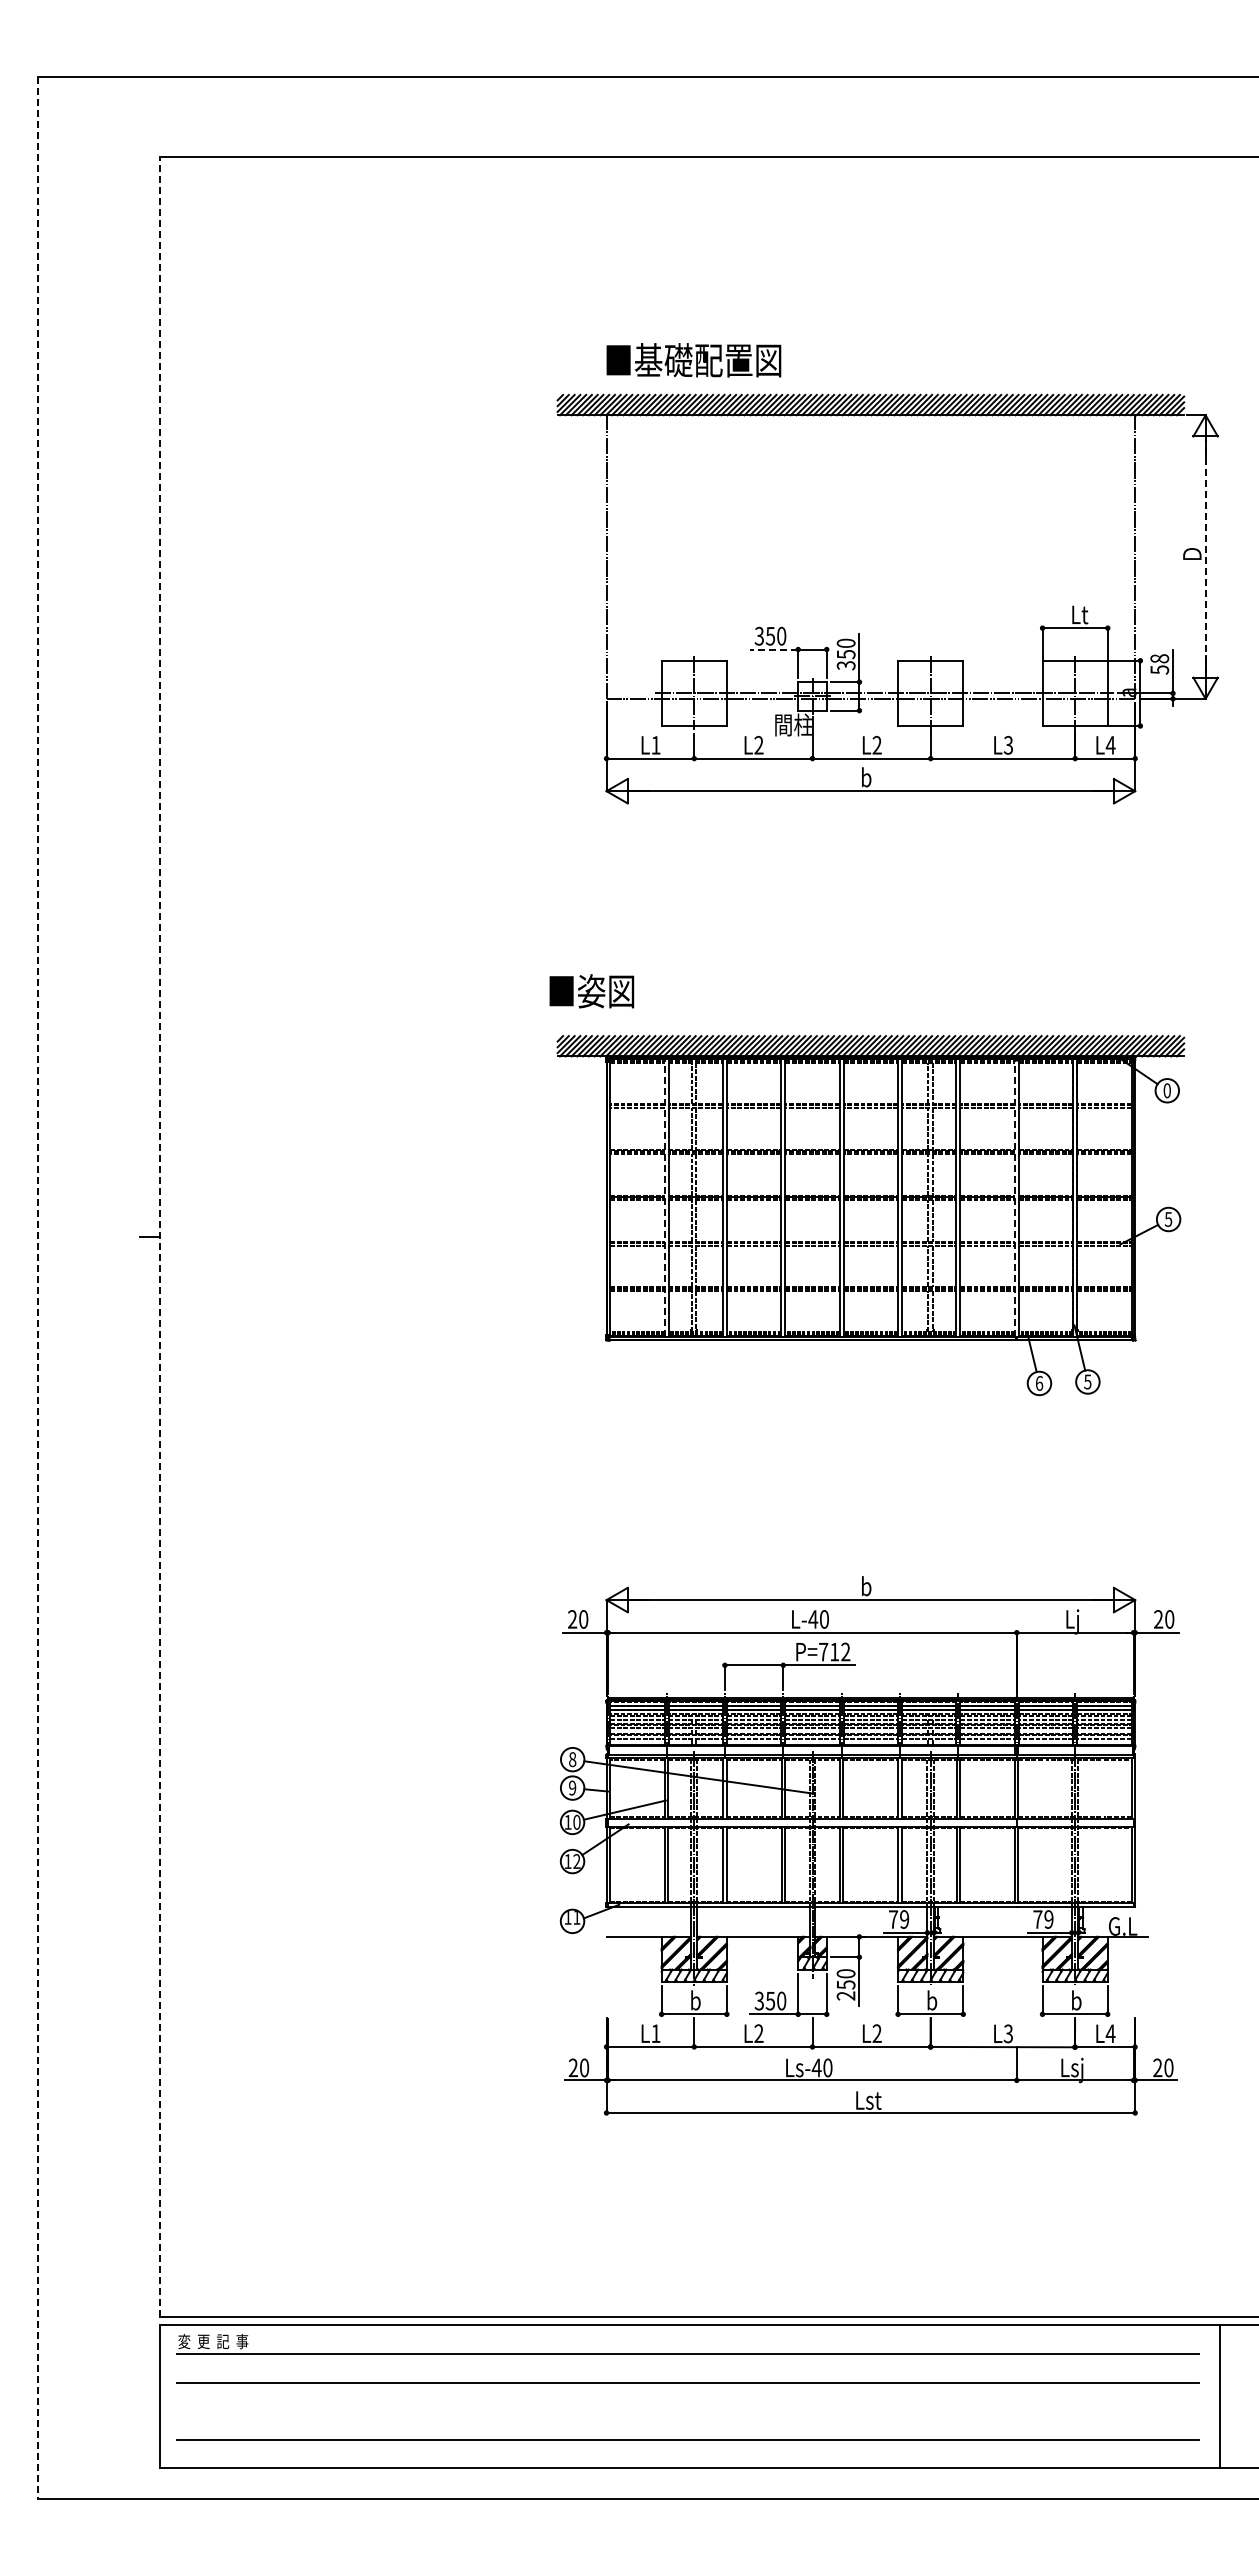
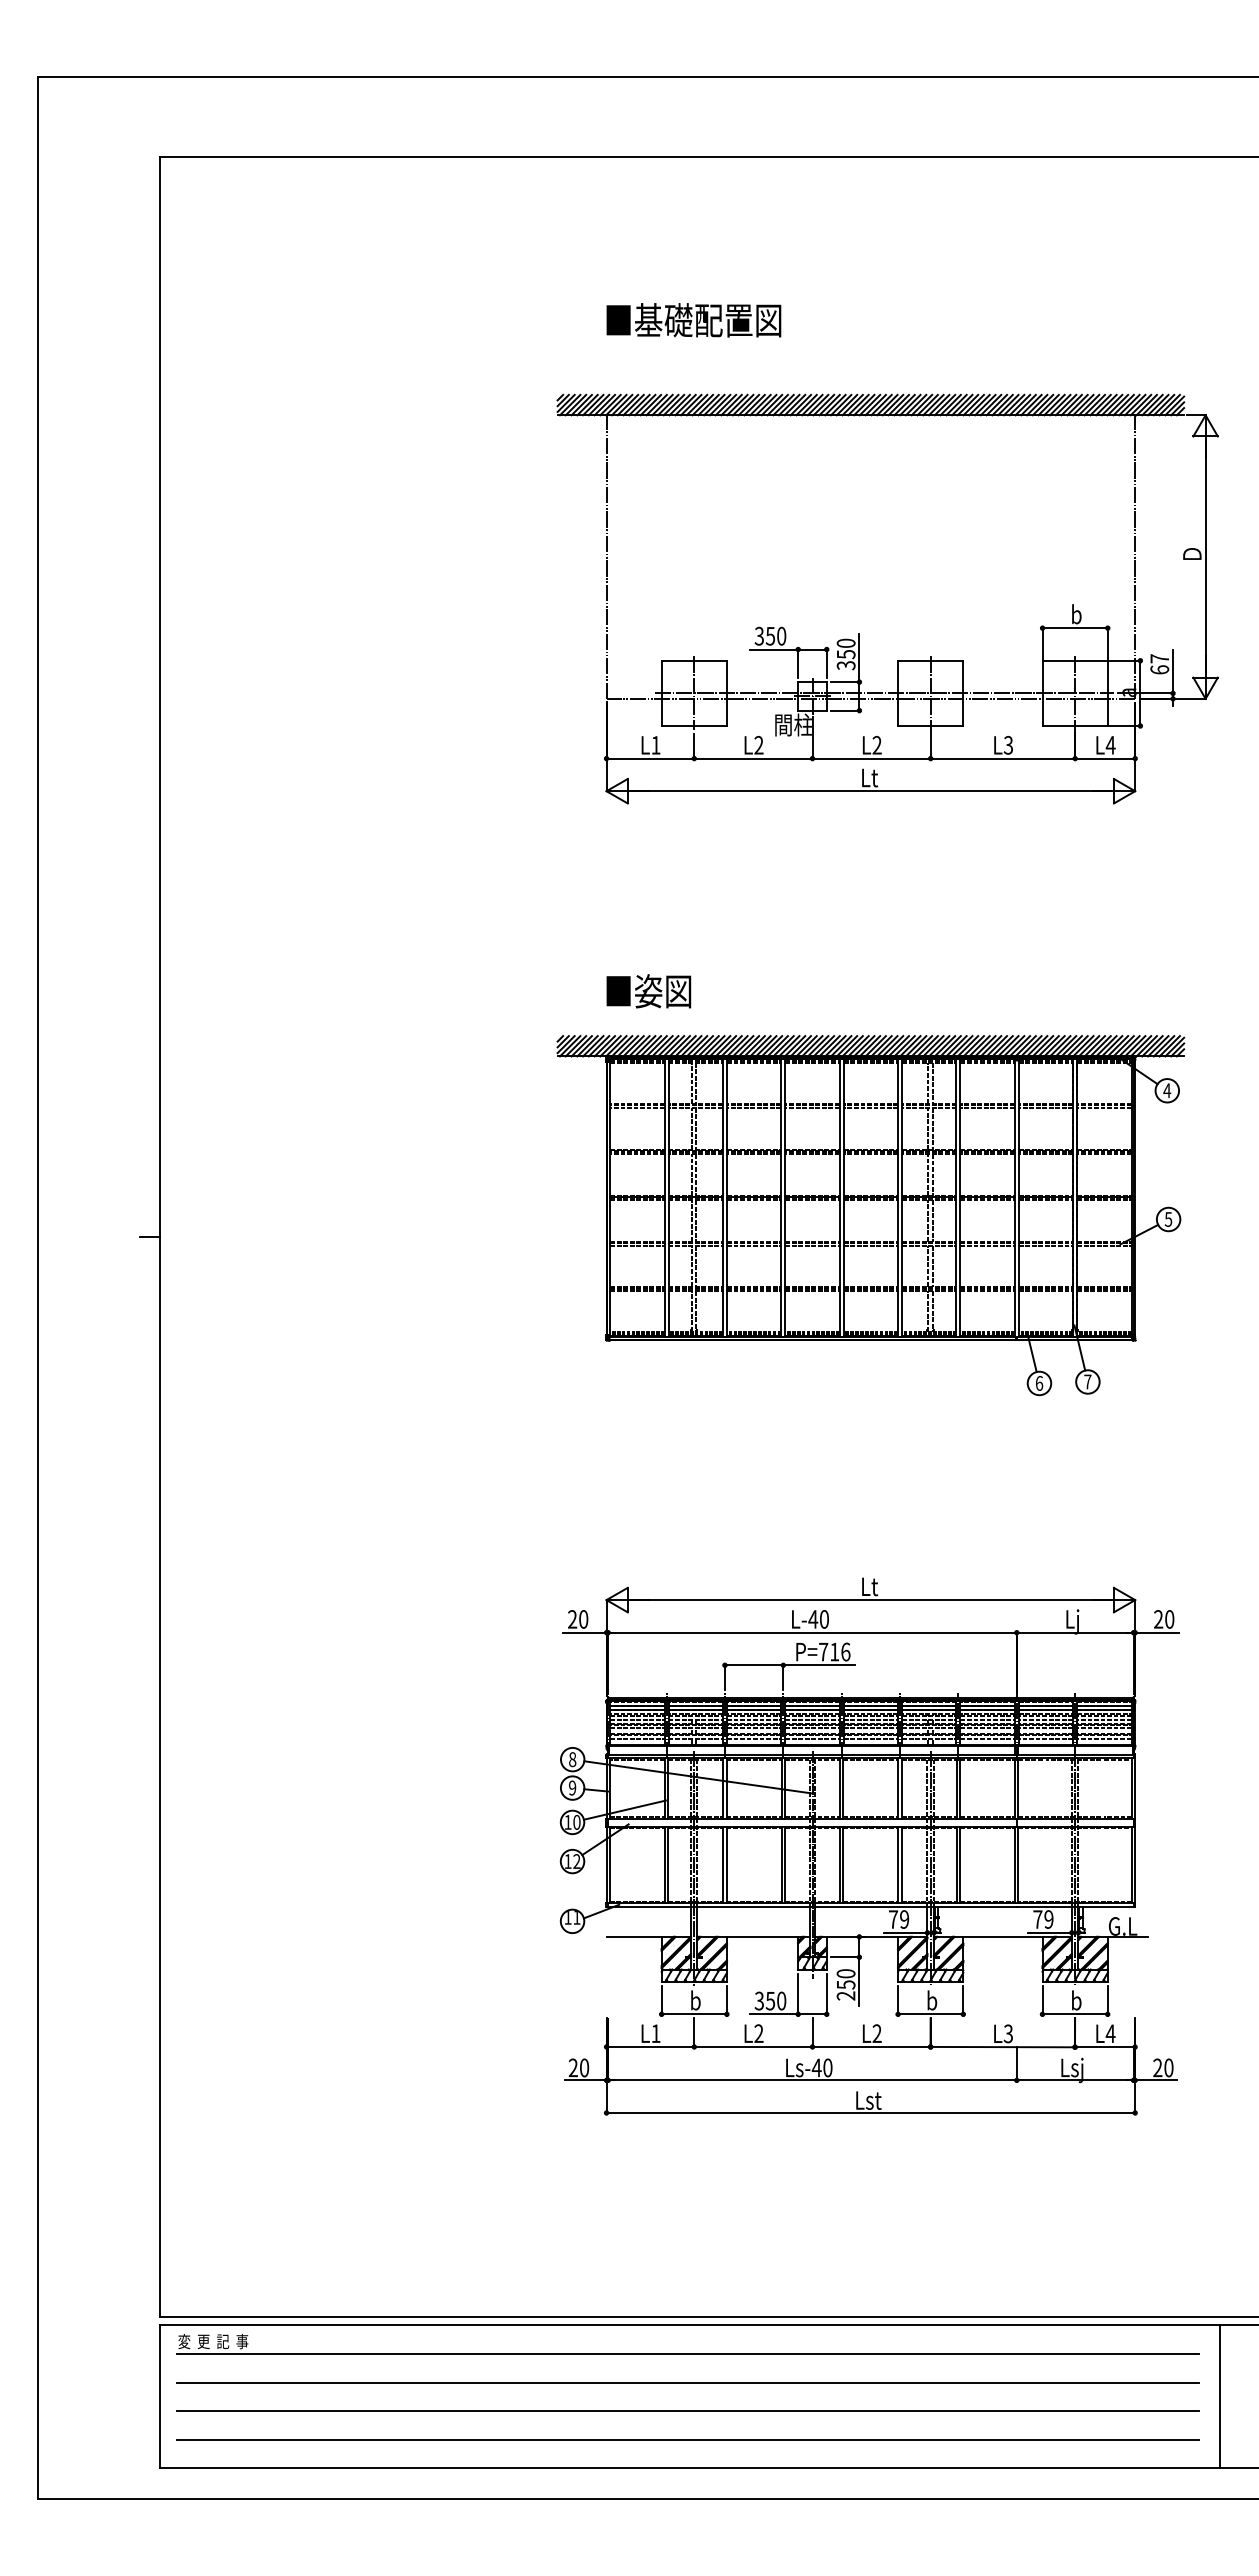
text position: (693, 360) -> (693, 320) (693, 320)
line: dashed -> solid (1205, 556)
text: Lt -> b (1080, 614)
line: dashed -> solid (773, 649)
text: 58 -> 67 (1159, 664)
text: b -> Lt (870, 777)
text position: (591, 991) -> (648, 991) (648, 991)
text: 0 -> 4 (1167, 1090)
line: dashed -> solid (664, 1197)
line: dashed -> solid (1014, 1197)
line: dashed -> solid (159, 1236)
line: dashed -> solid (37, 1288)
text: 5 -> 7 (1087, 1381)
text: b -> Lt (870, 1586)
text: P=712 -> P=716 (845, 1651)
line: none -> present (688, 2411)
